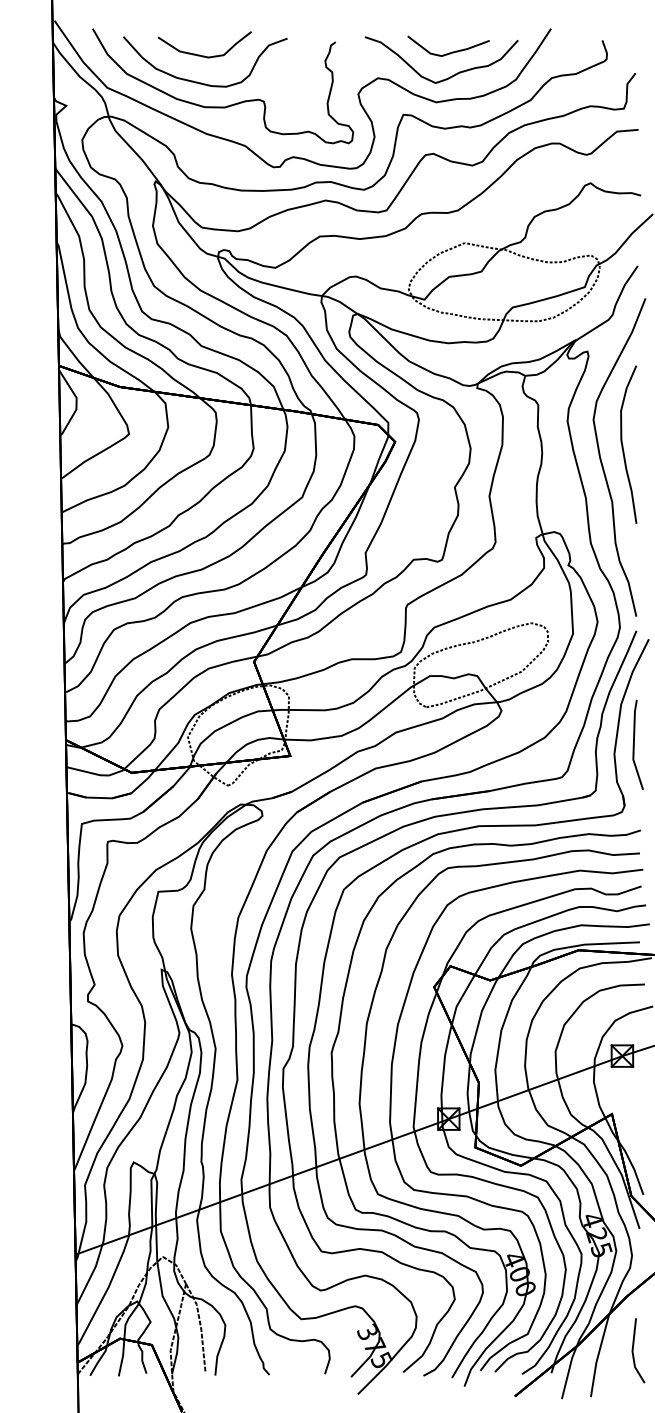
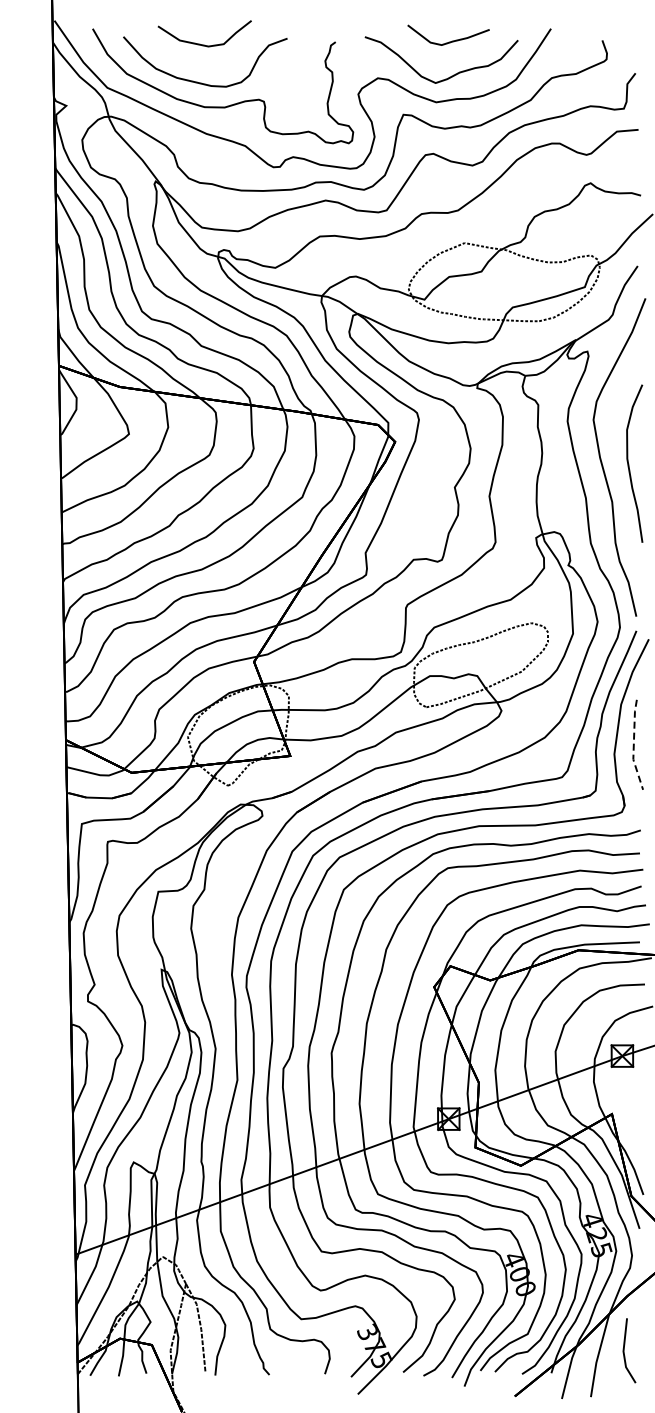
curve position: (449, 52) -> (449, 41) (449, 41)
curve position: (200, 54) -> (200, 43) (200, 43)
curve position: (623, 445) -> (629, 464) (629, 464)
line: solid -> dashed (633, 745)
line position: (633, 1350) -> (624, 1350) (624, 1350)
